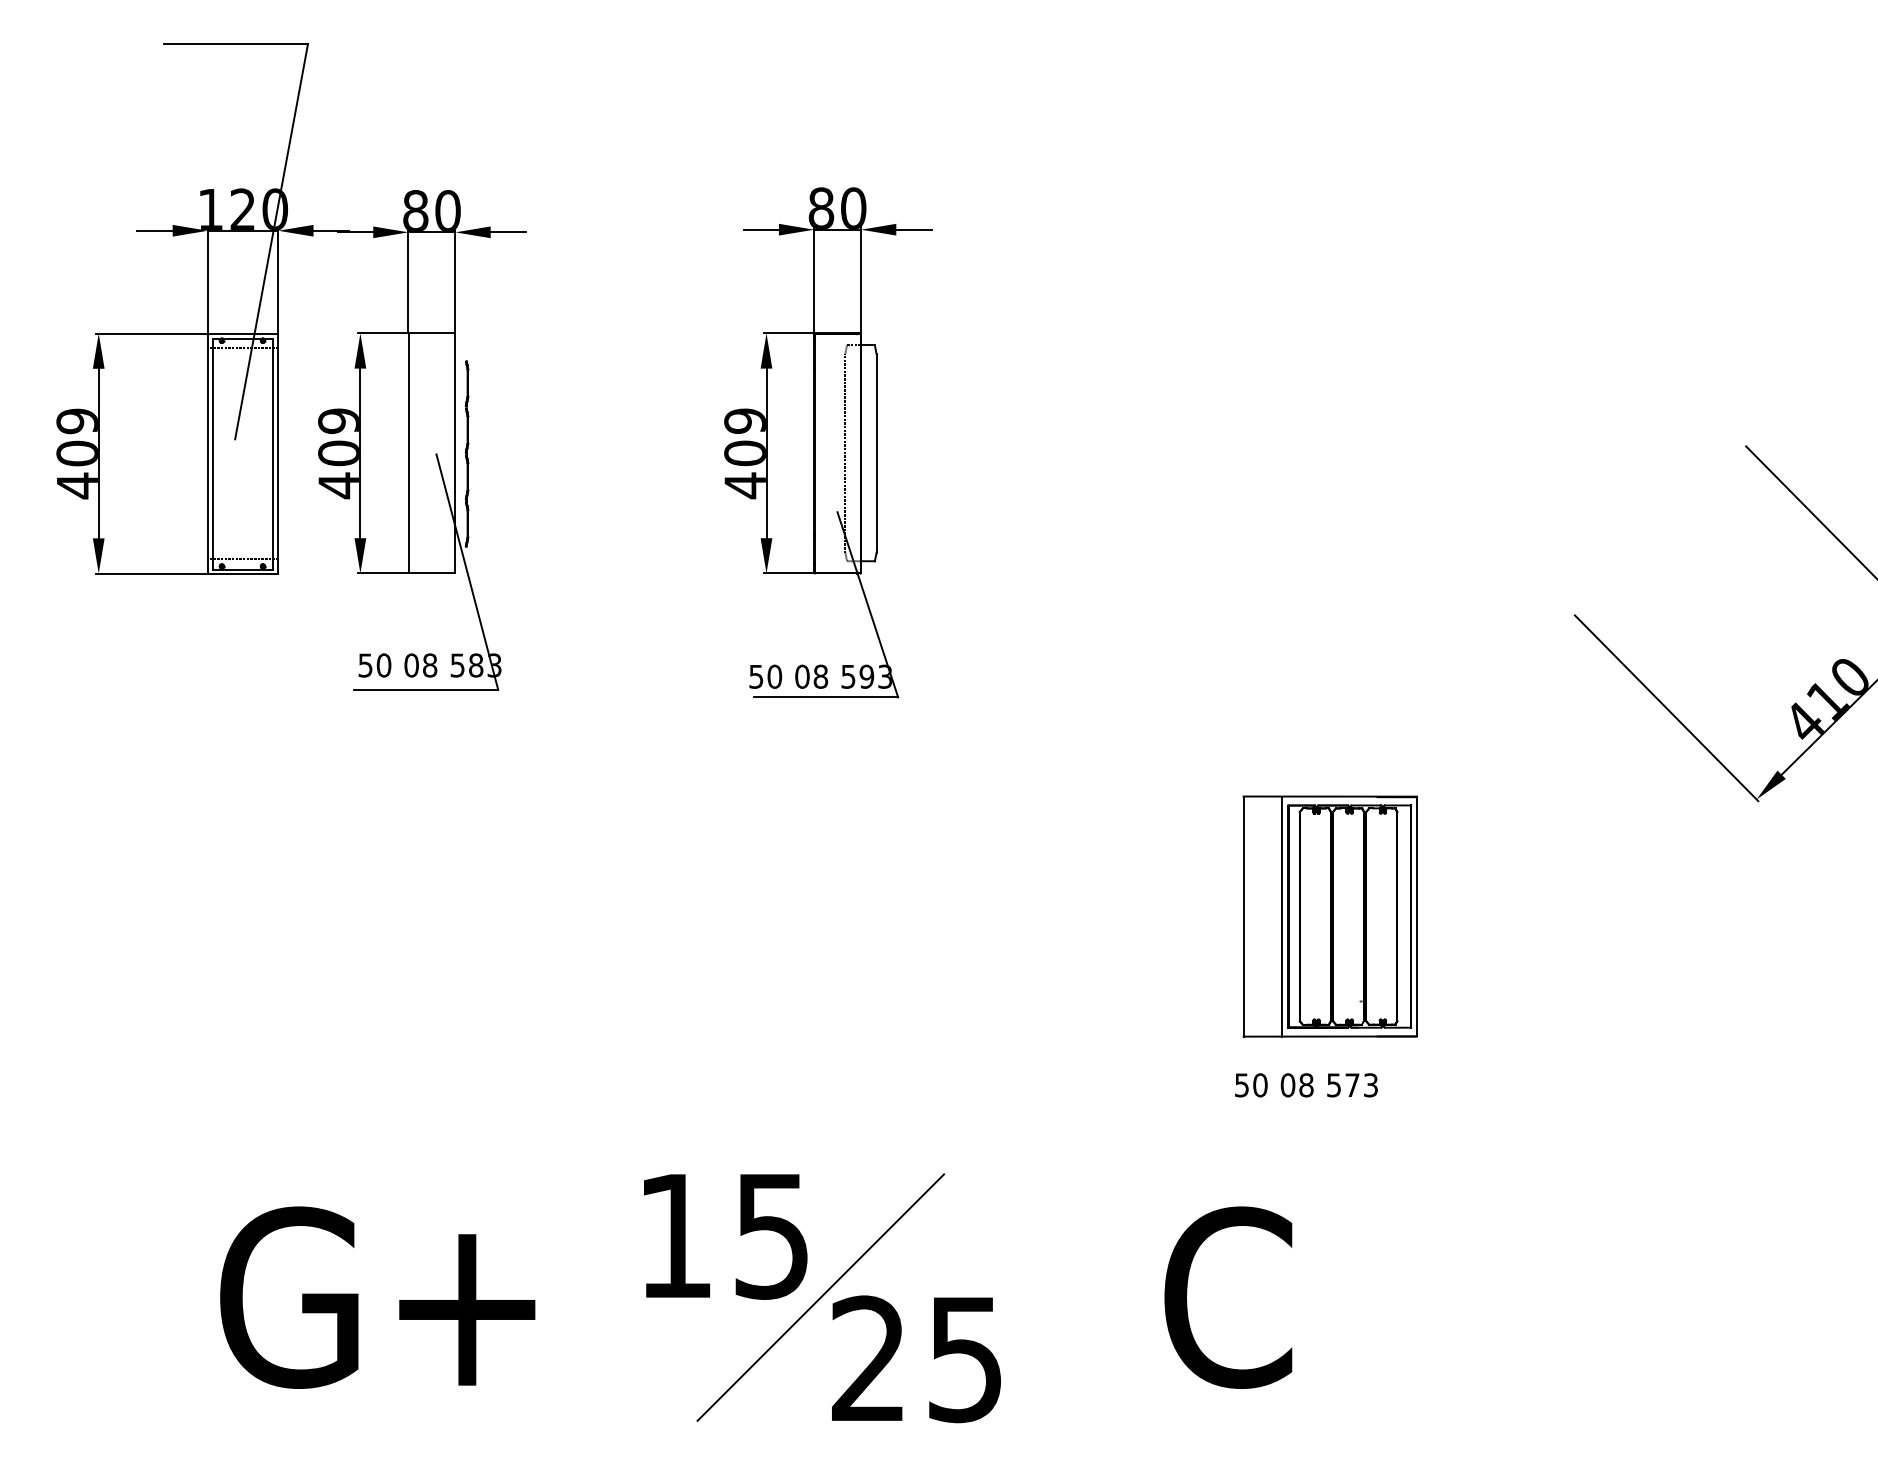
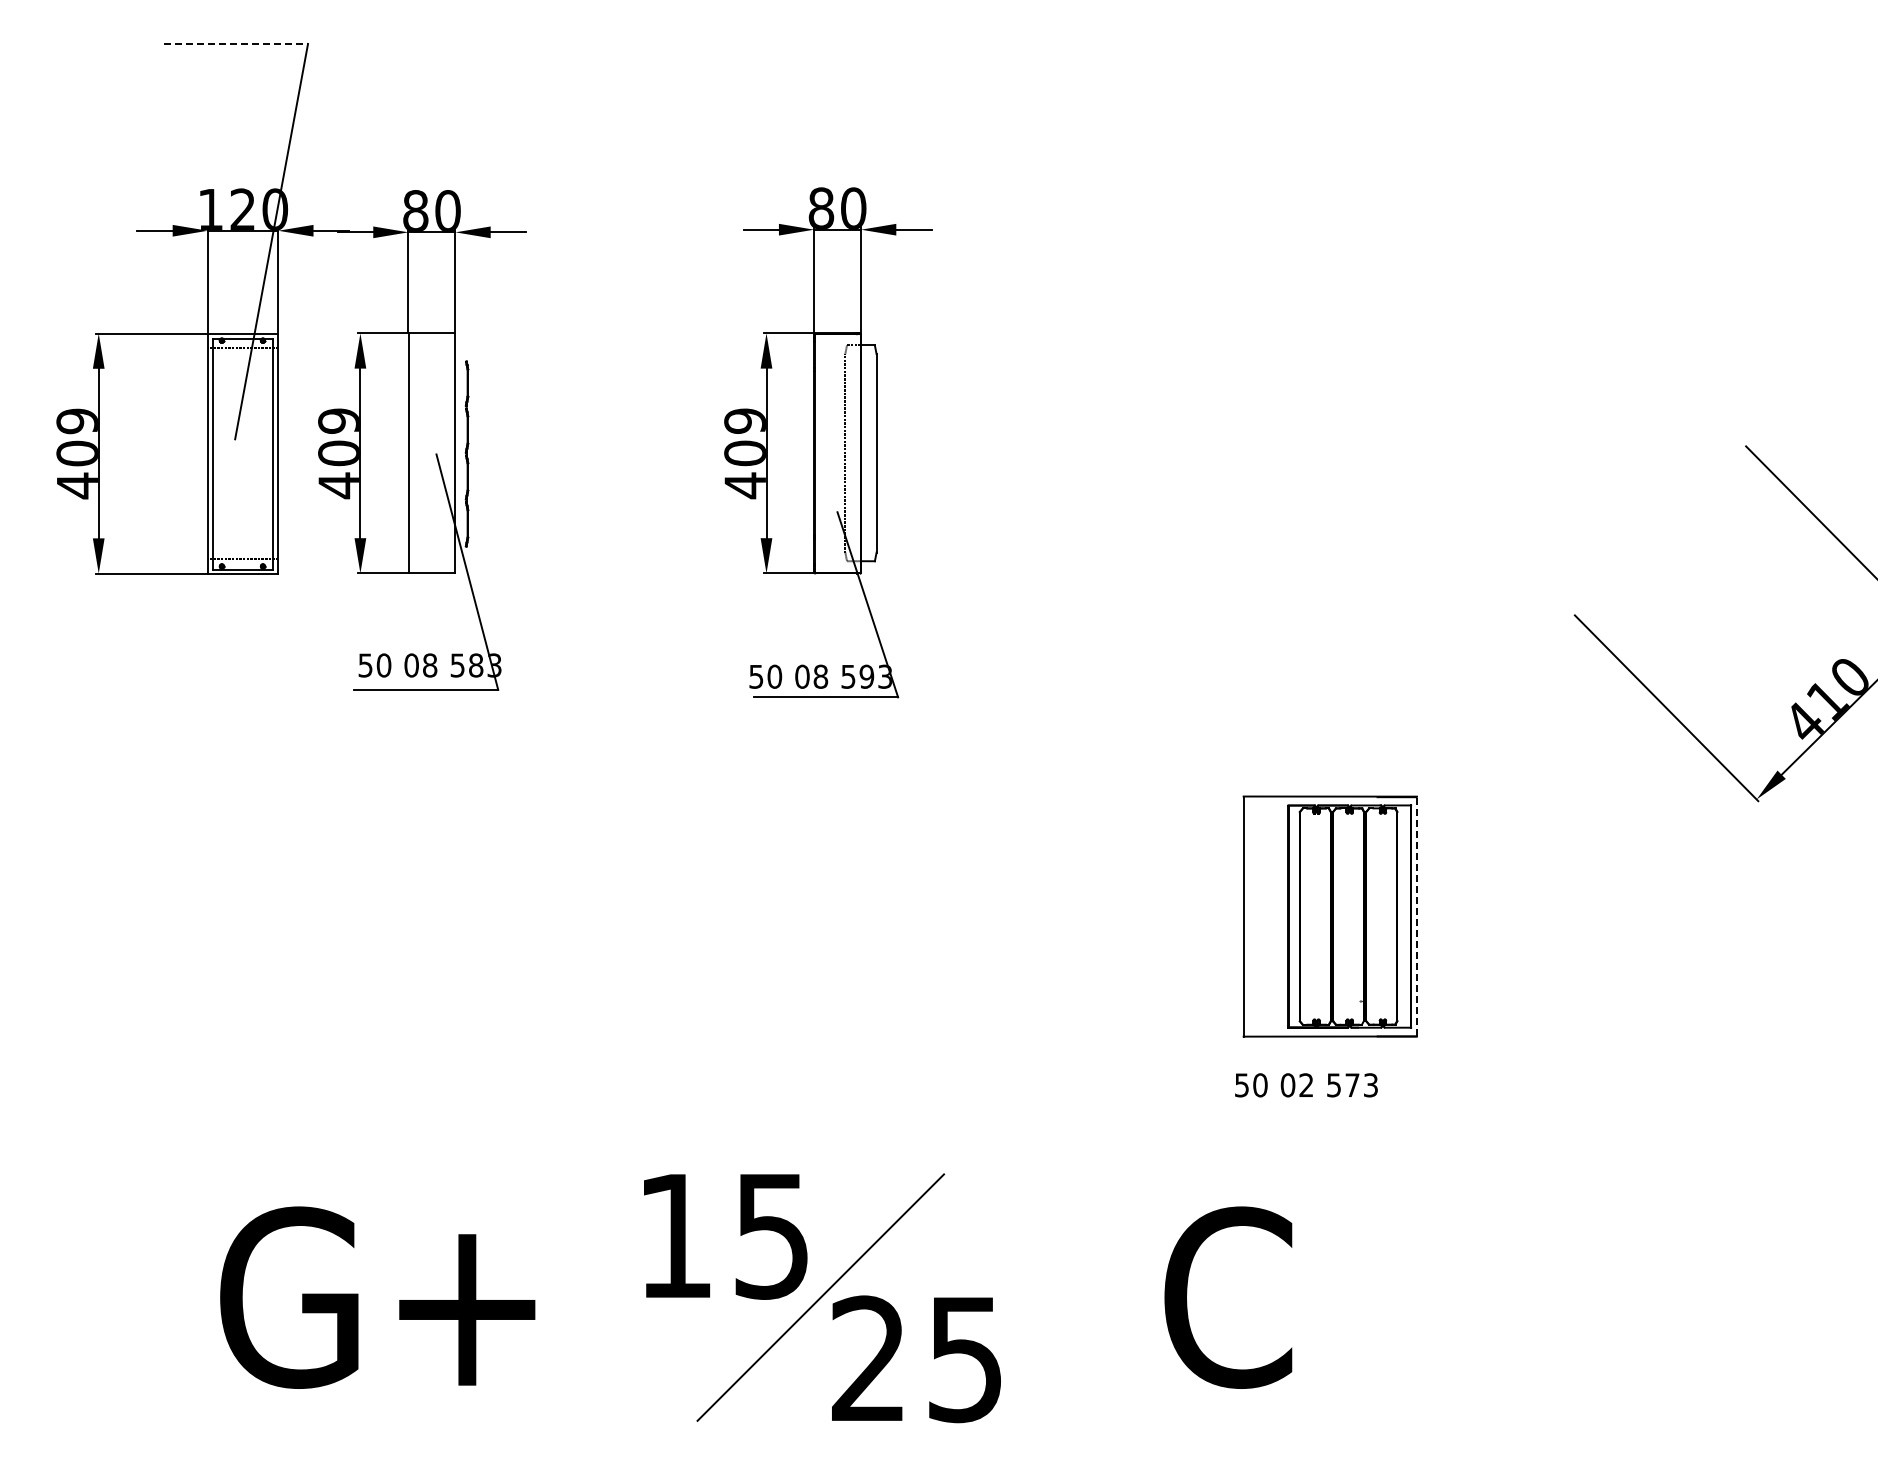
line: solid -> dashed (236, 43)
line: present -> none (1281, 916)
line: solid -> dashed (1417, 916)
text: 08 -> 02 (1306, 1085)
